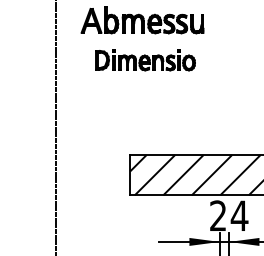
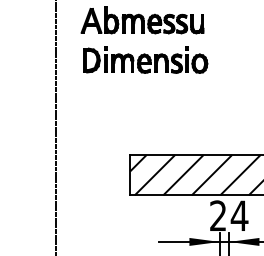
part size: 101x23 px -> 126x28 px (145, 59)
